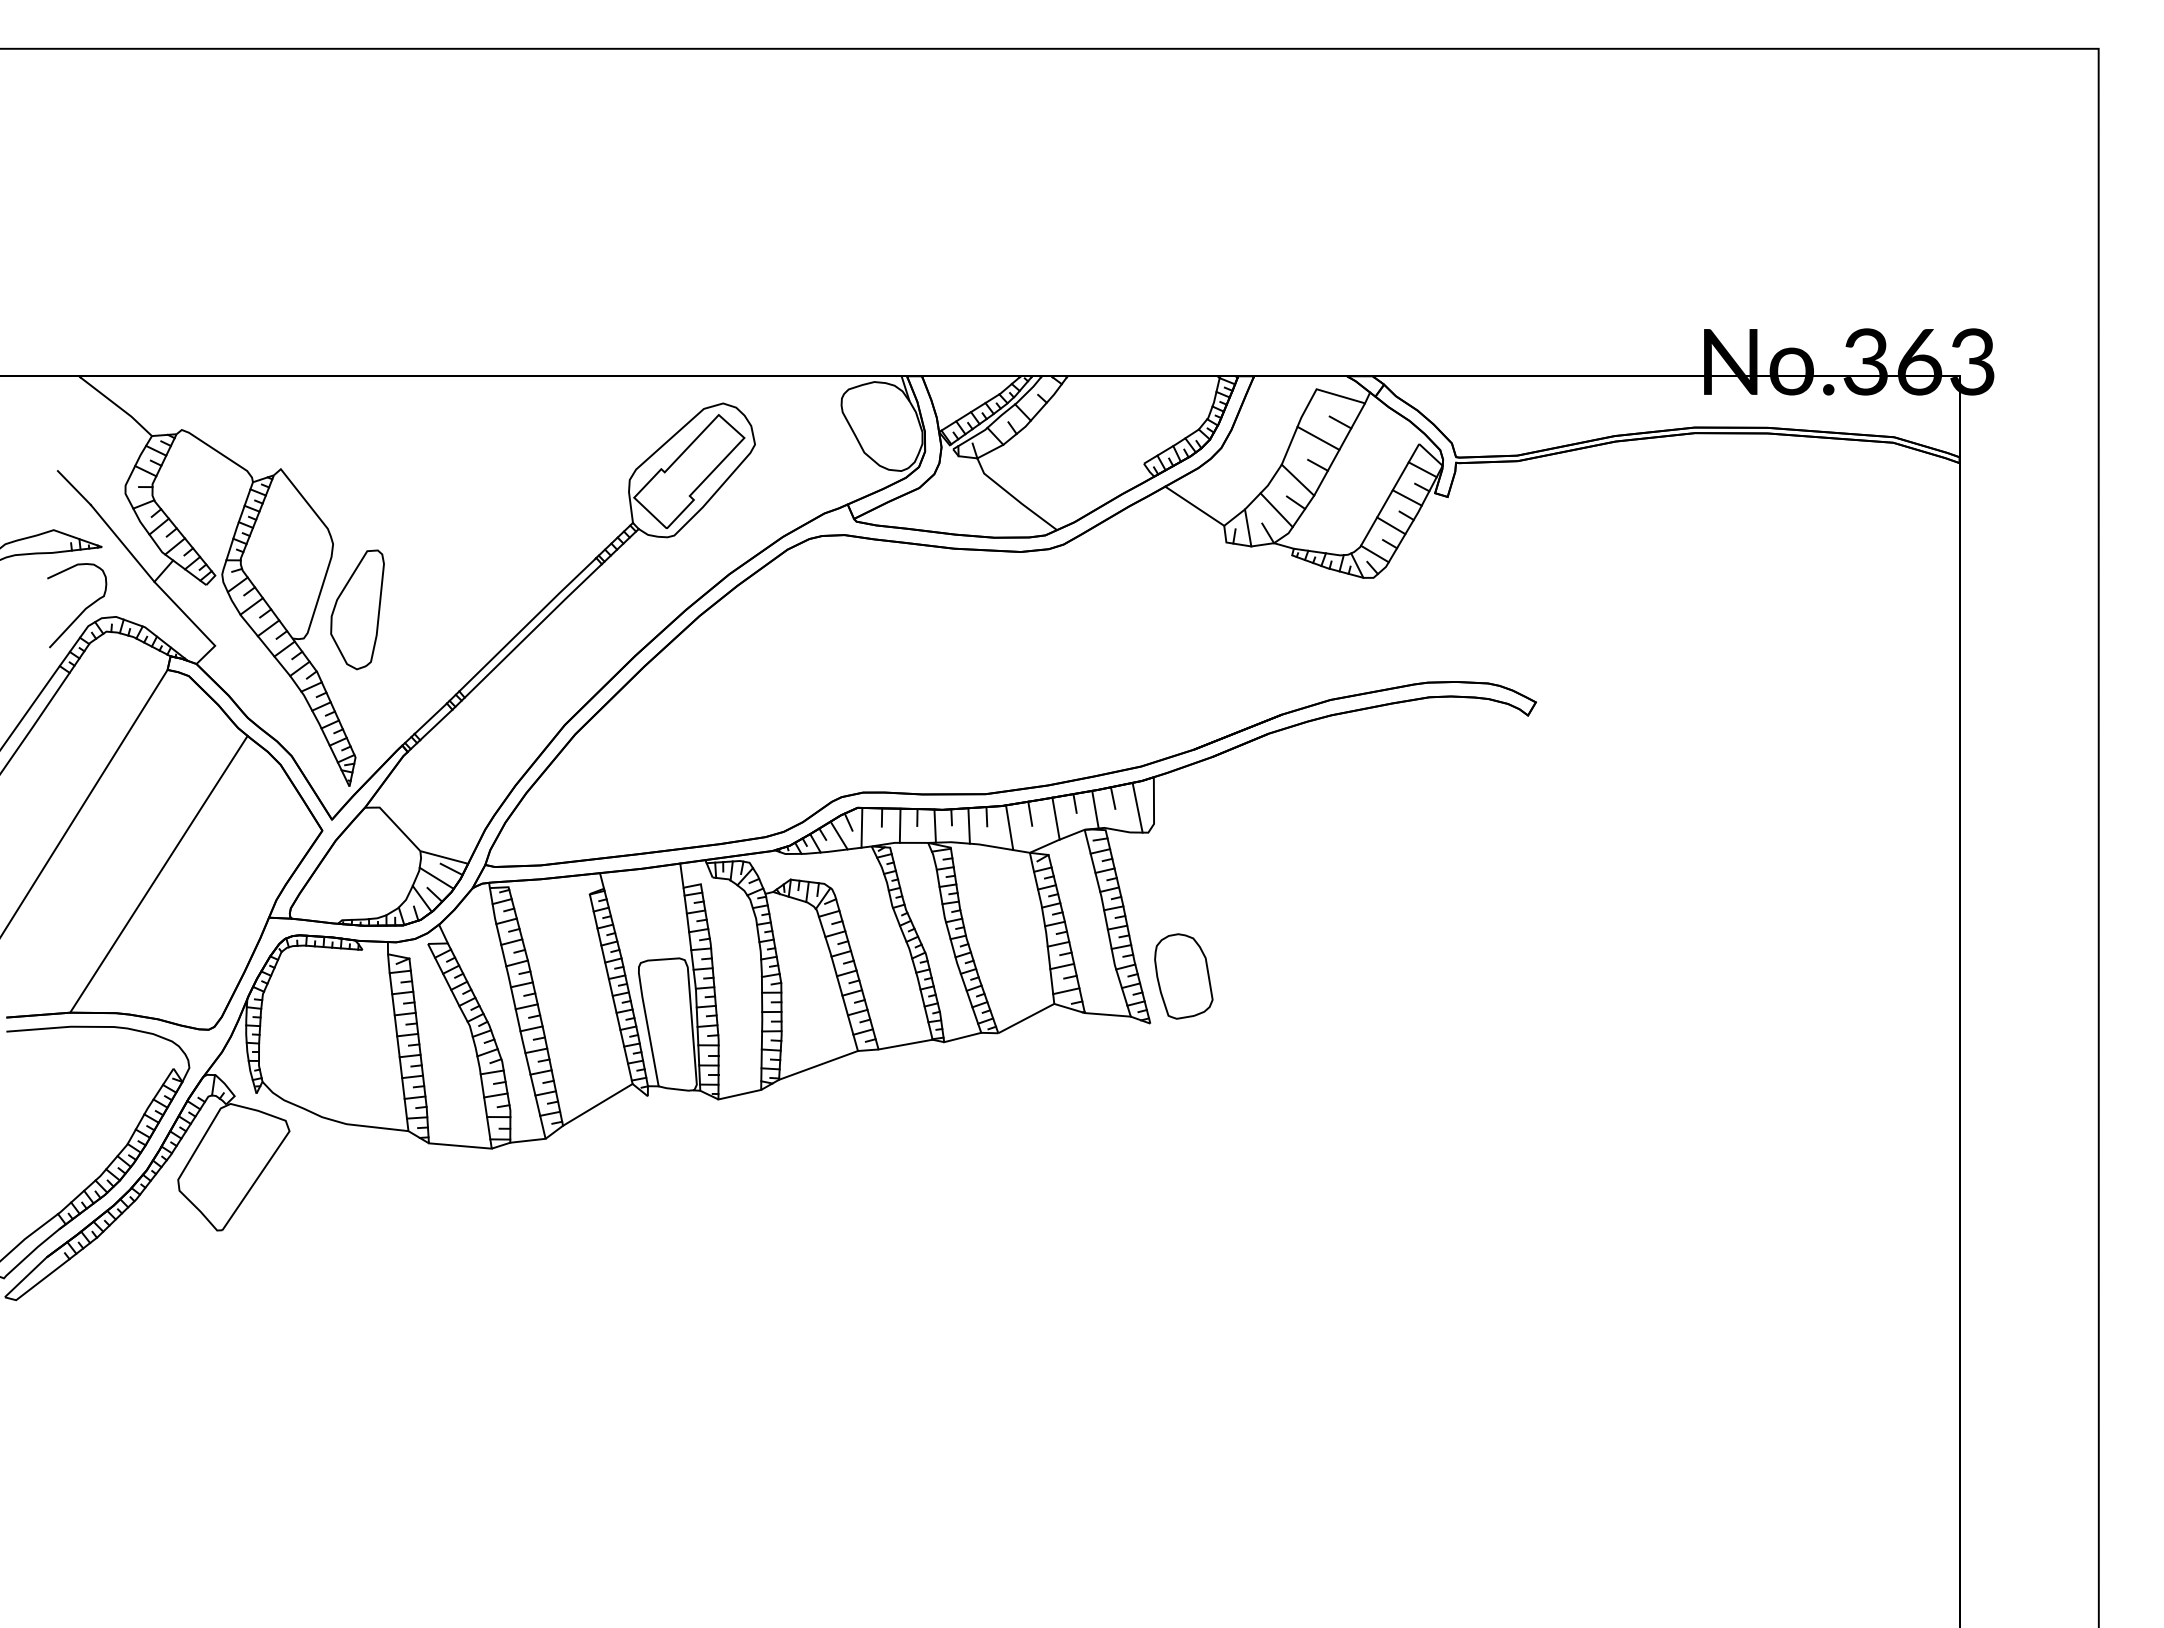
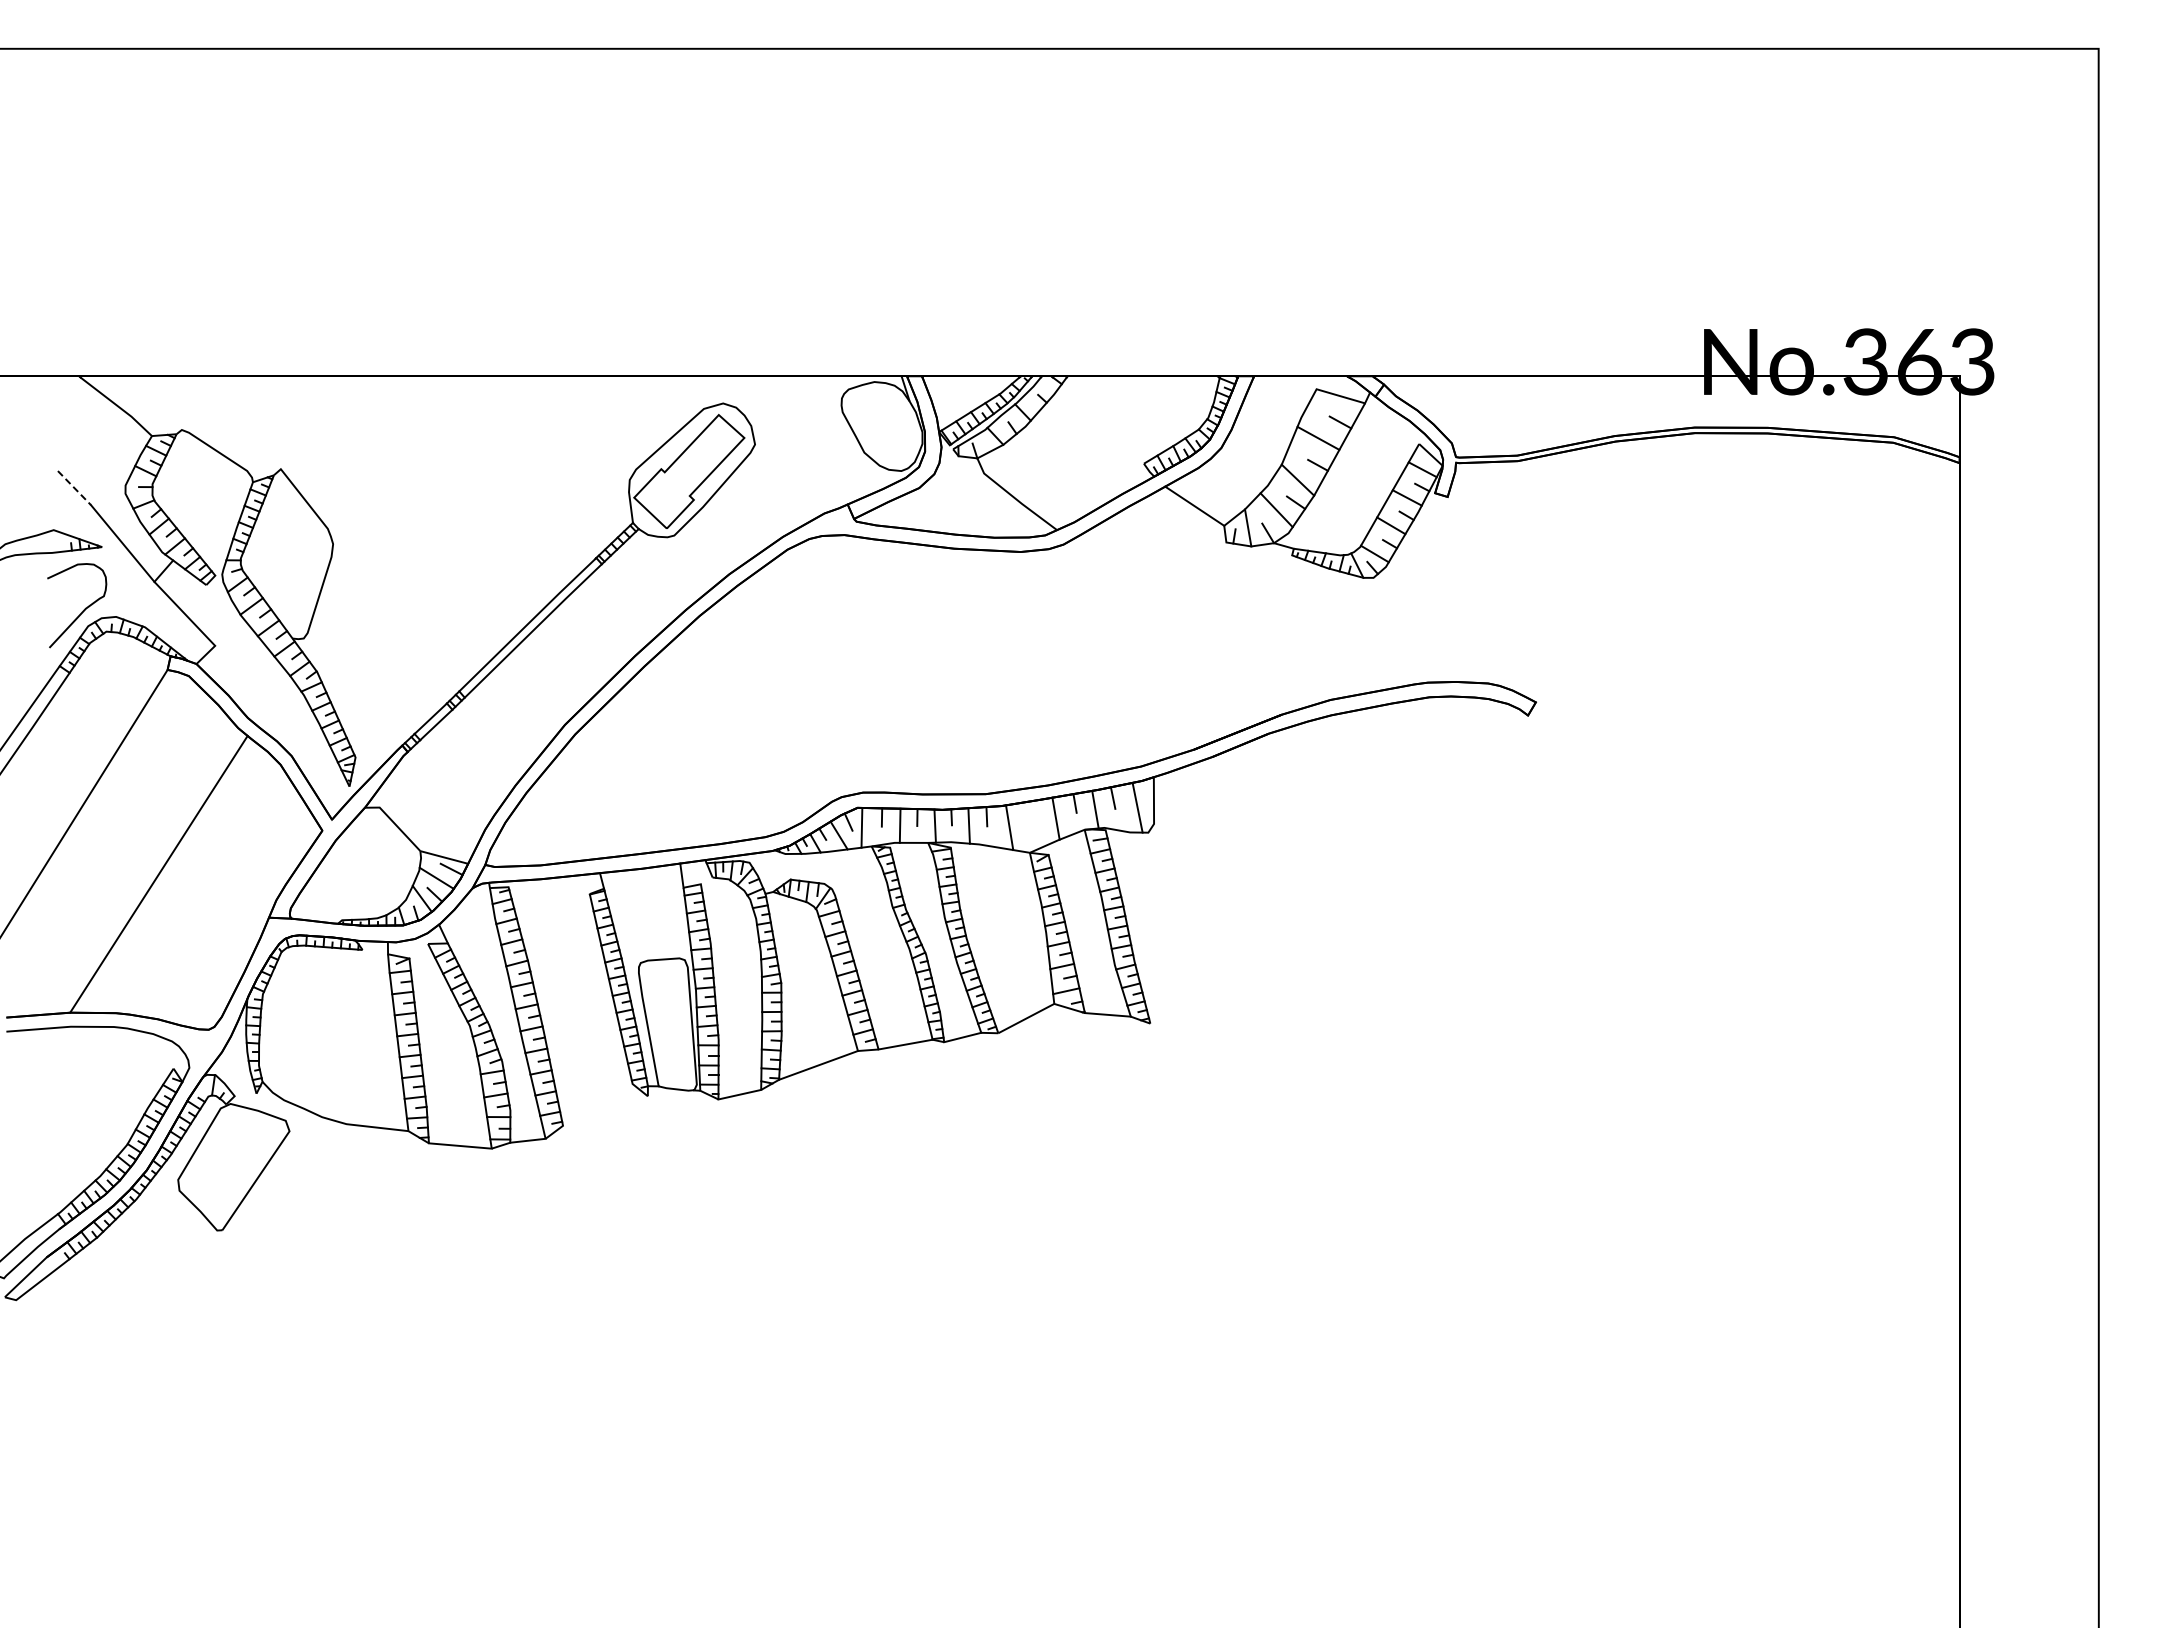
line: solid -> dashed (74, 488)
part: present -> none (357, 609)
line: present -> none (1030, 813)
part: present -> none (1183, 976)
line: present -> none (597, 1104)
